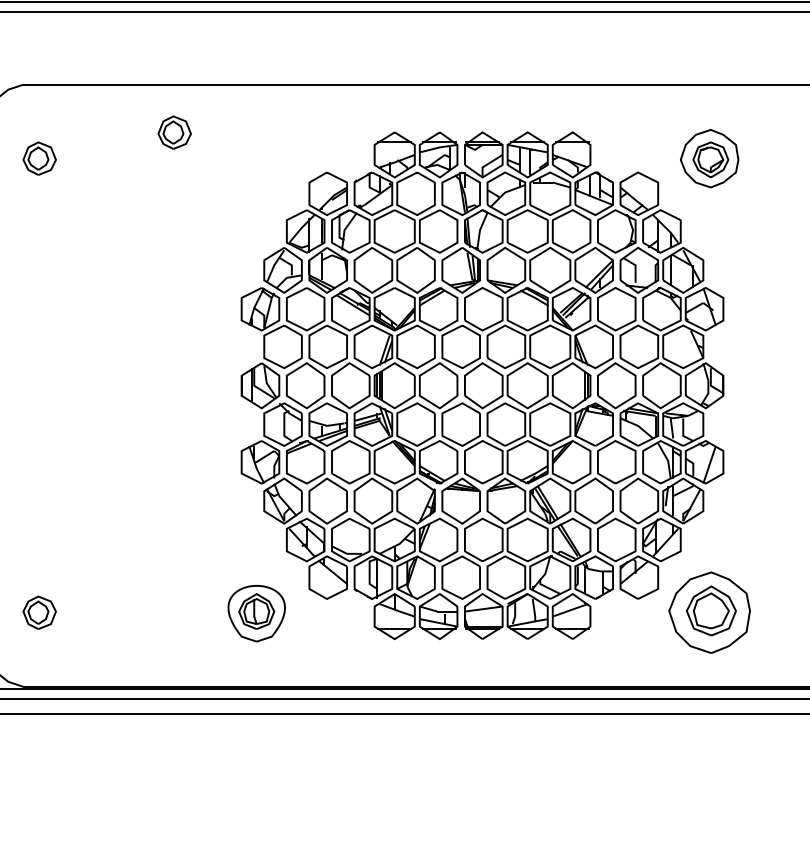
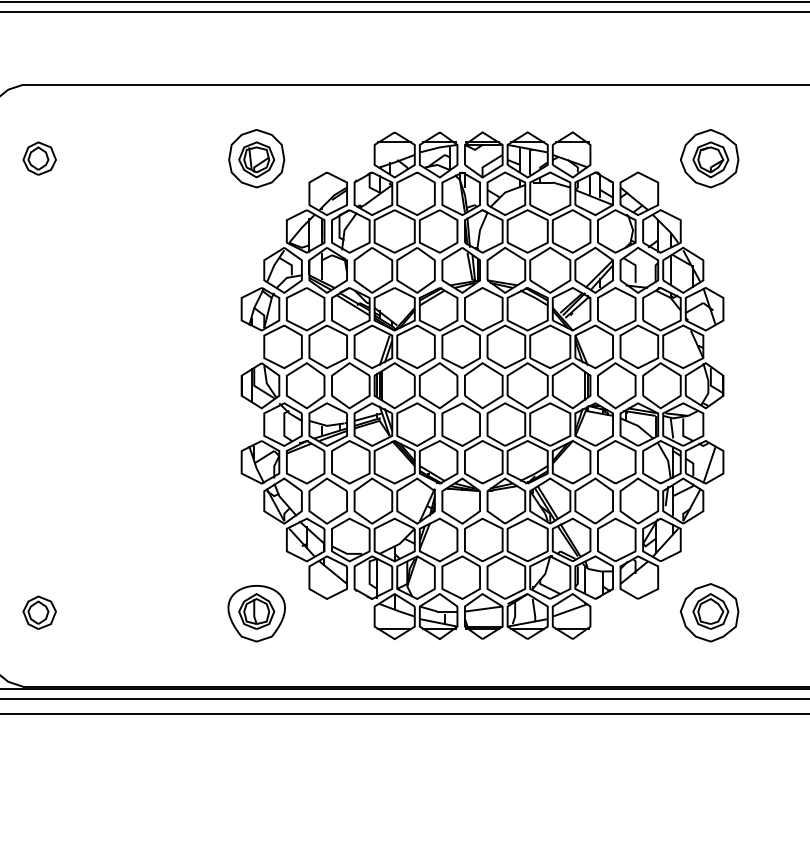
part: present -> none (174, 132)
part: none -> present (256, 158)
part size: 83x83 px -> 61x60 px (709, 612)
